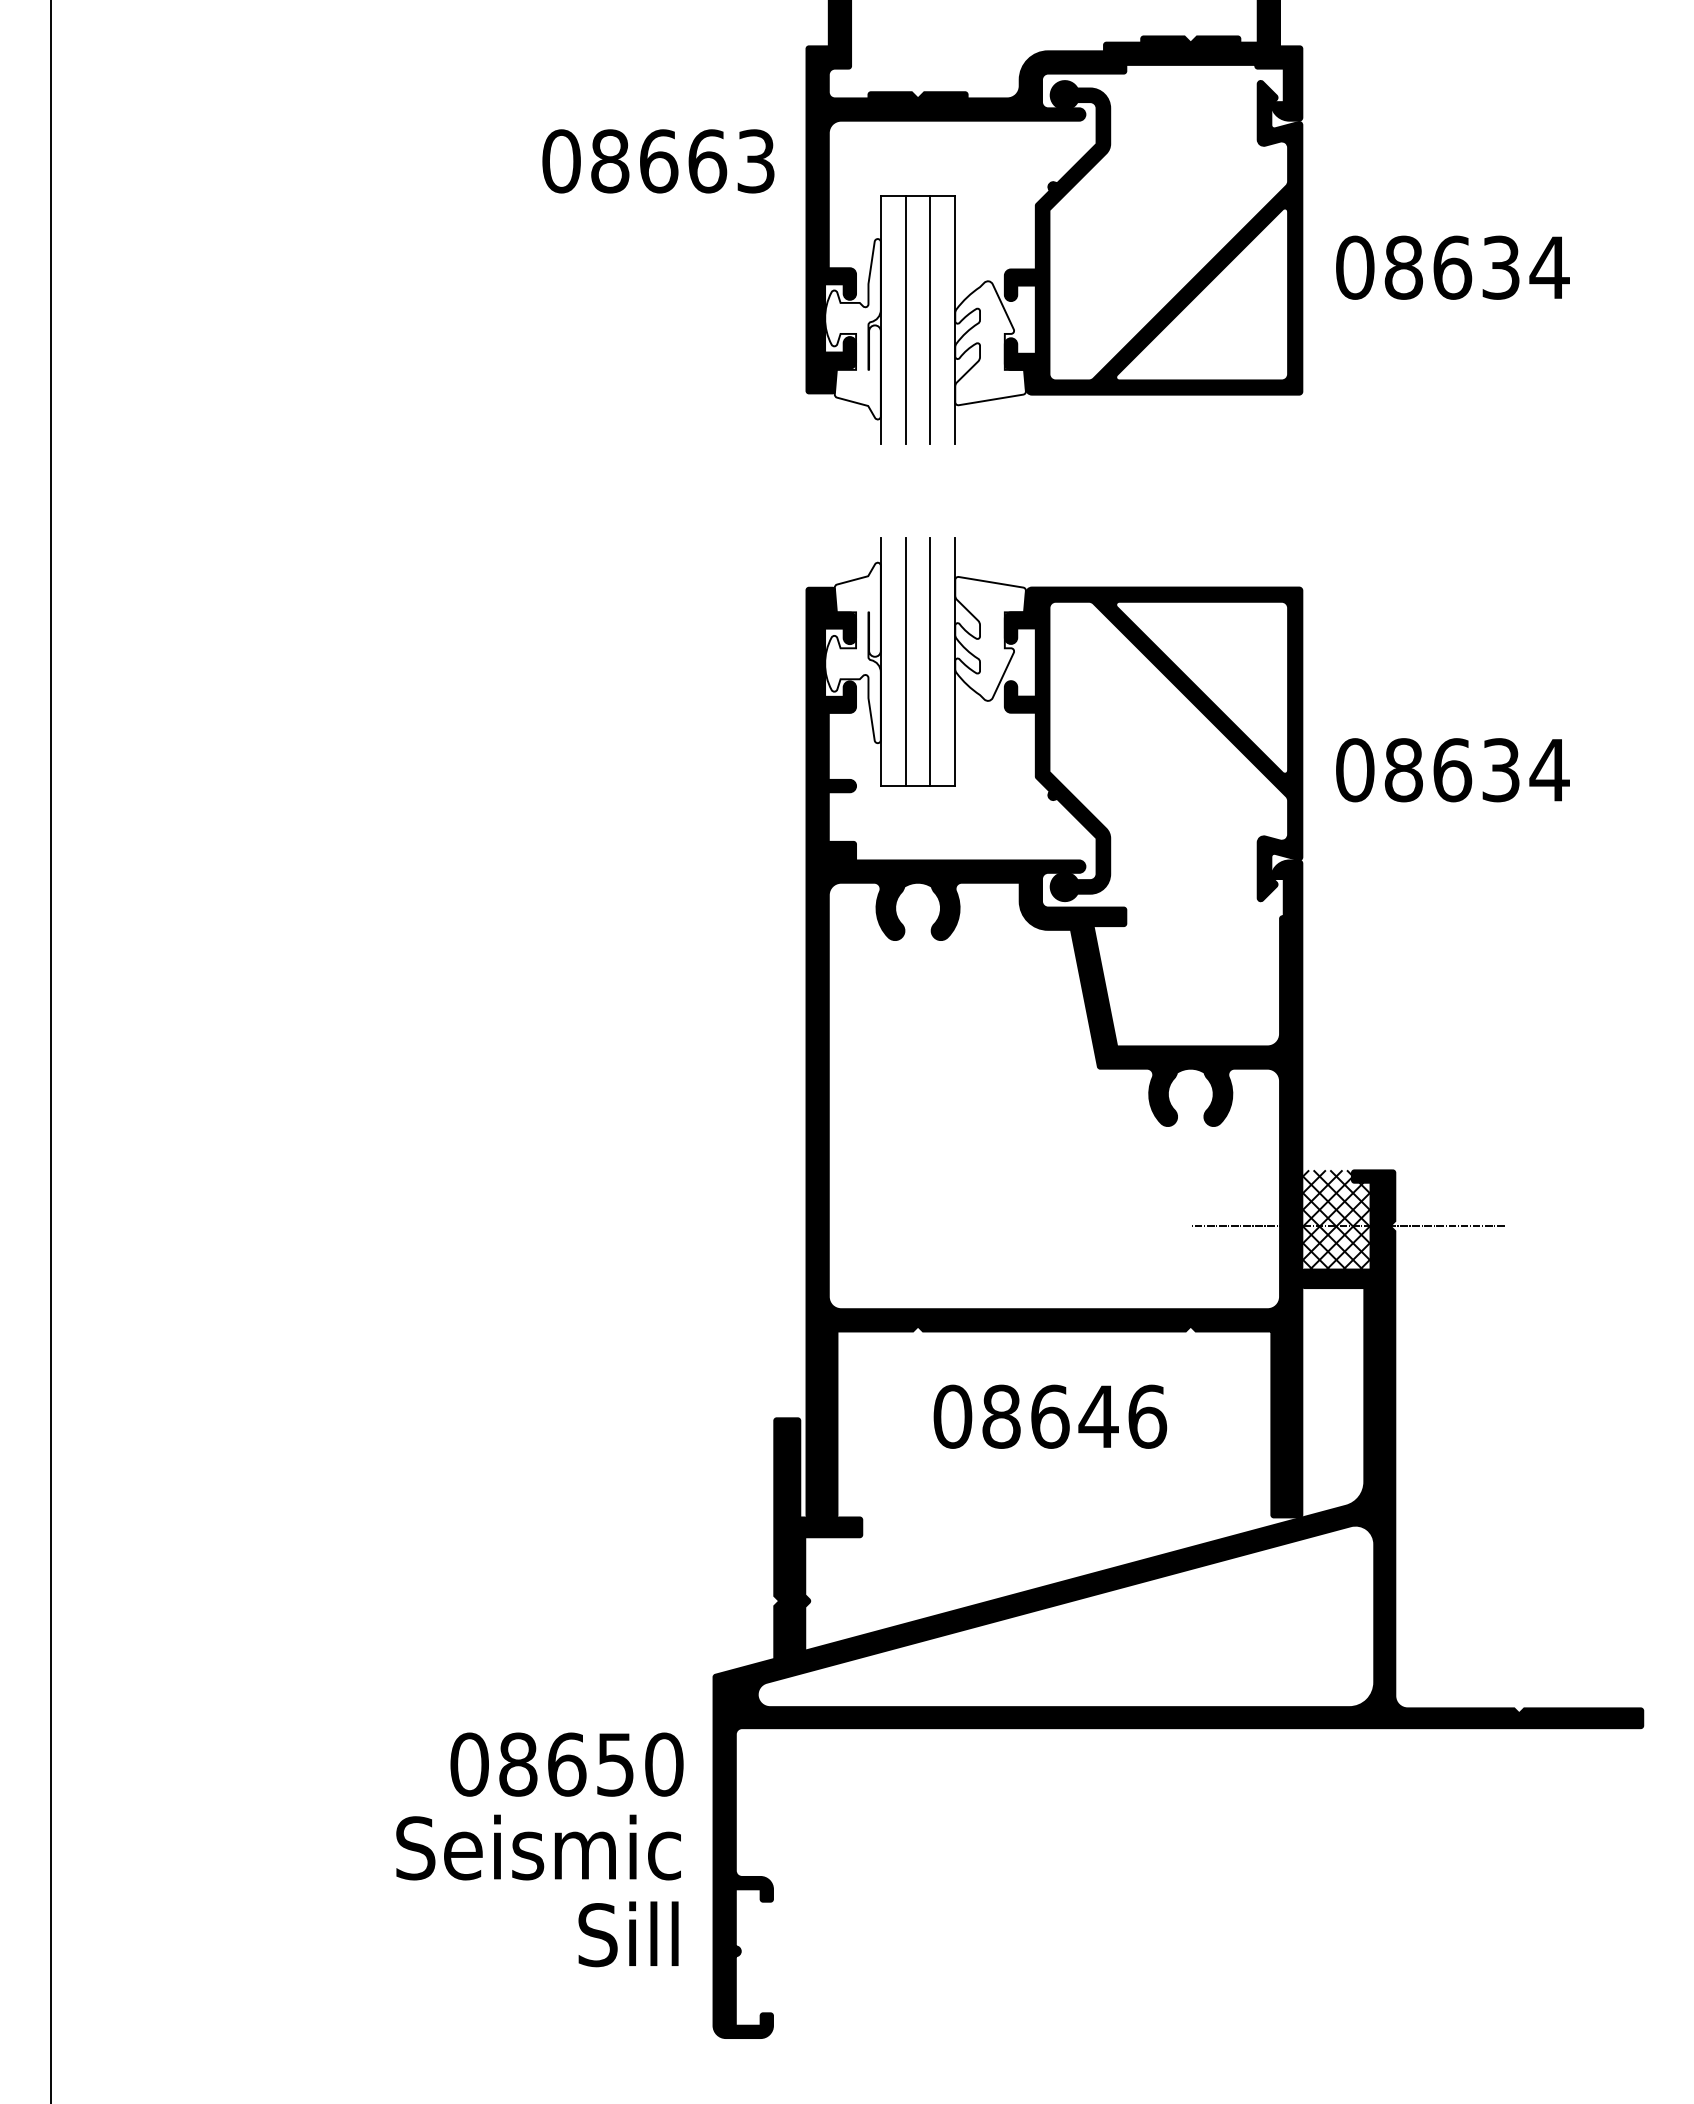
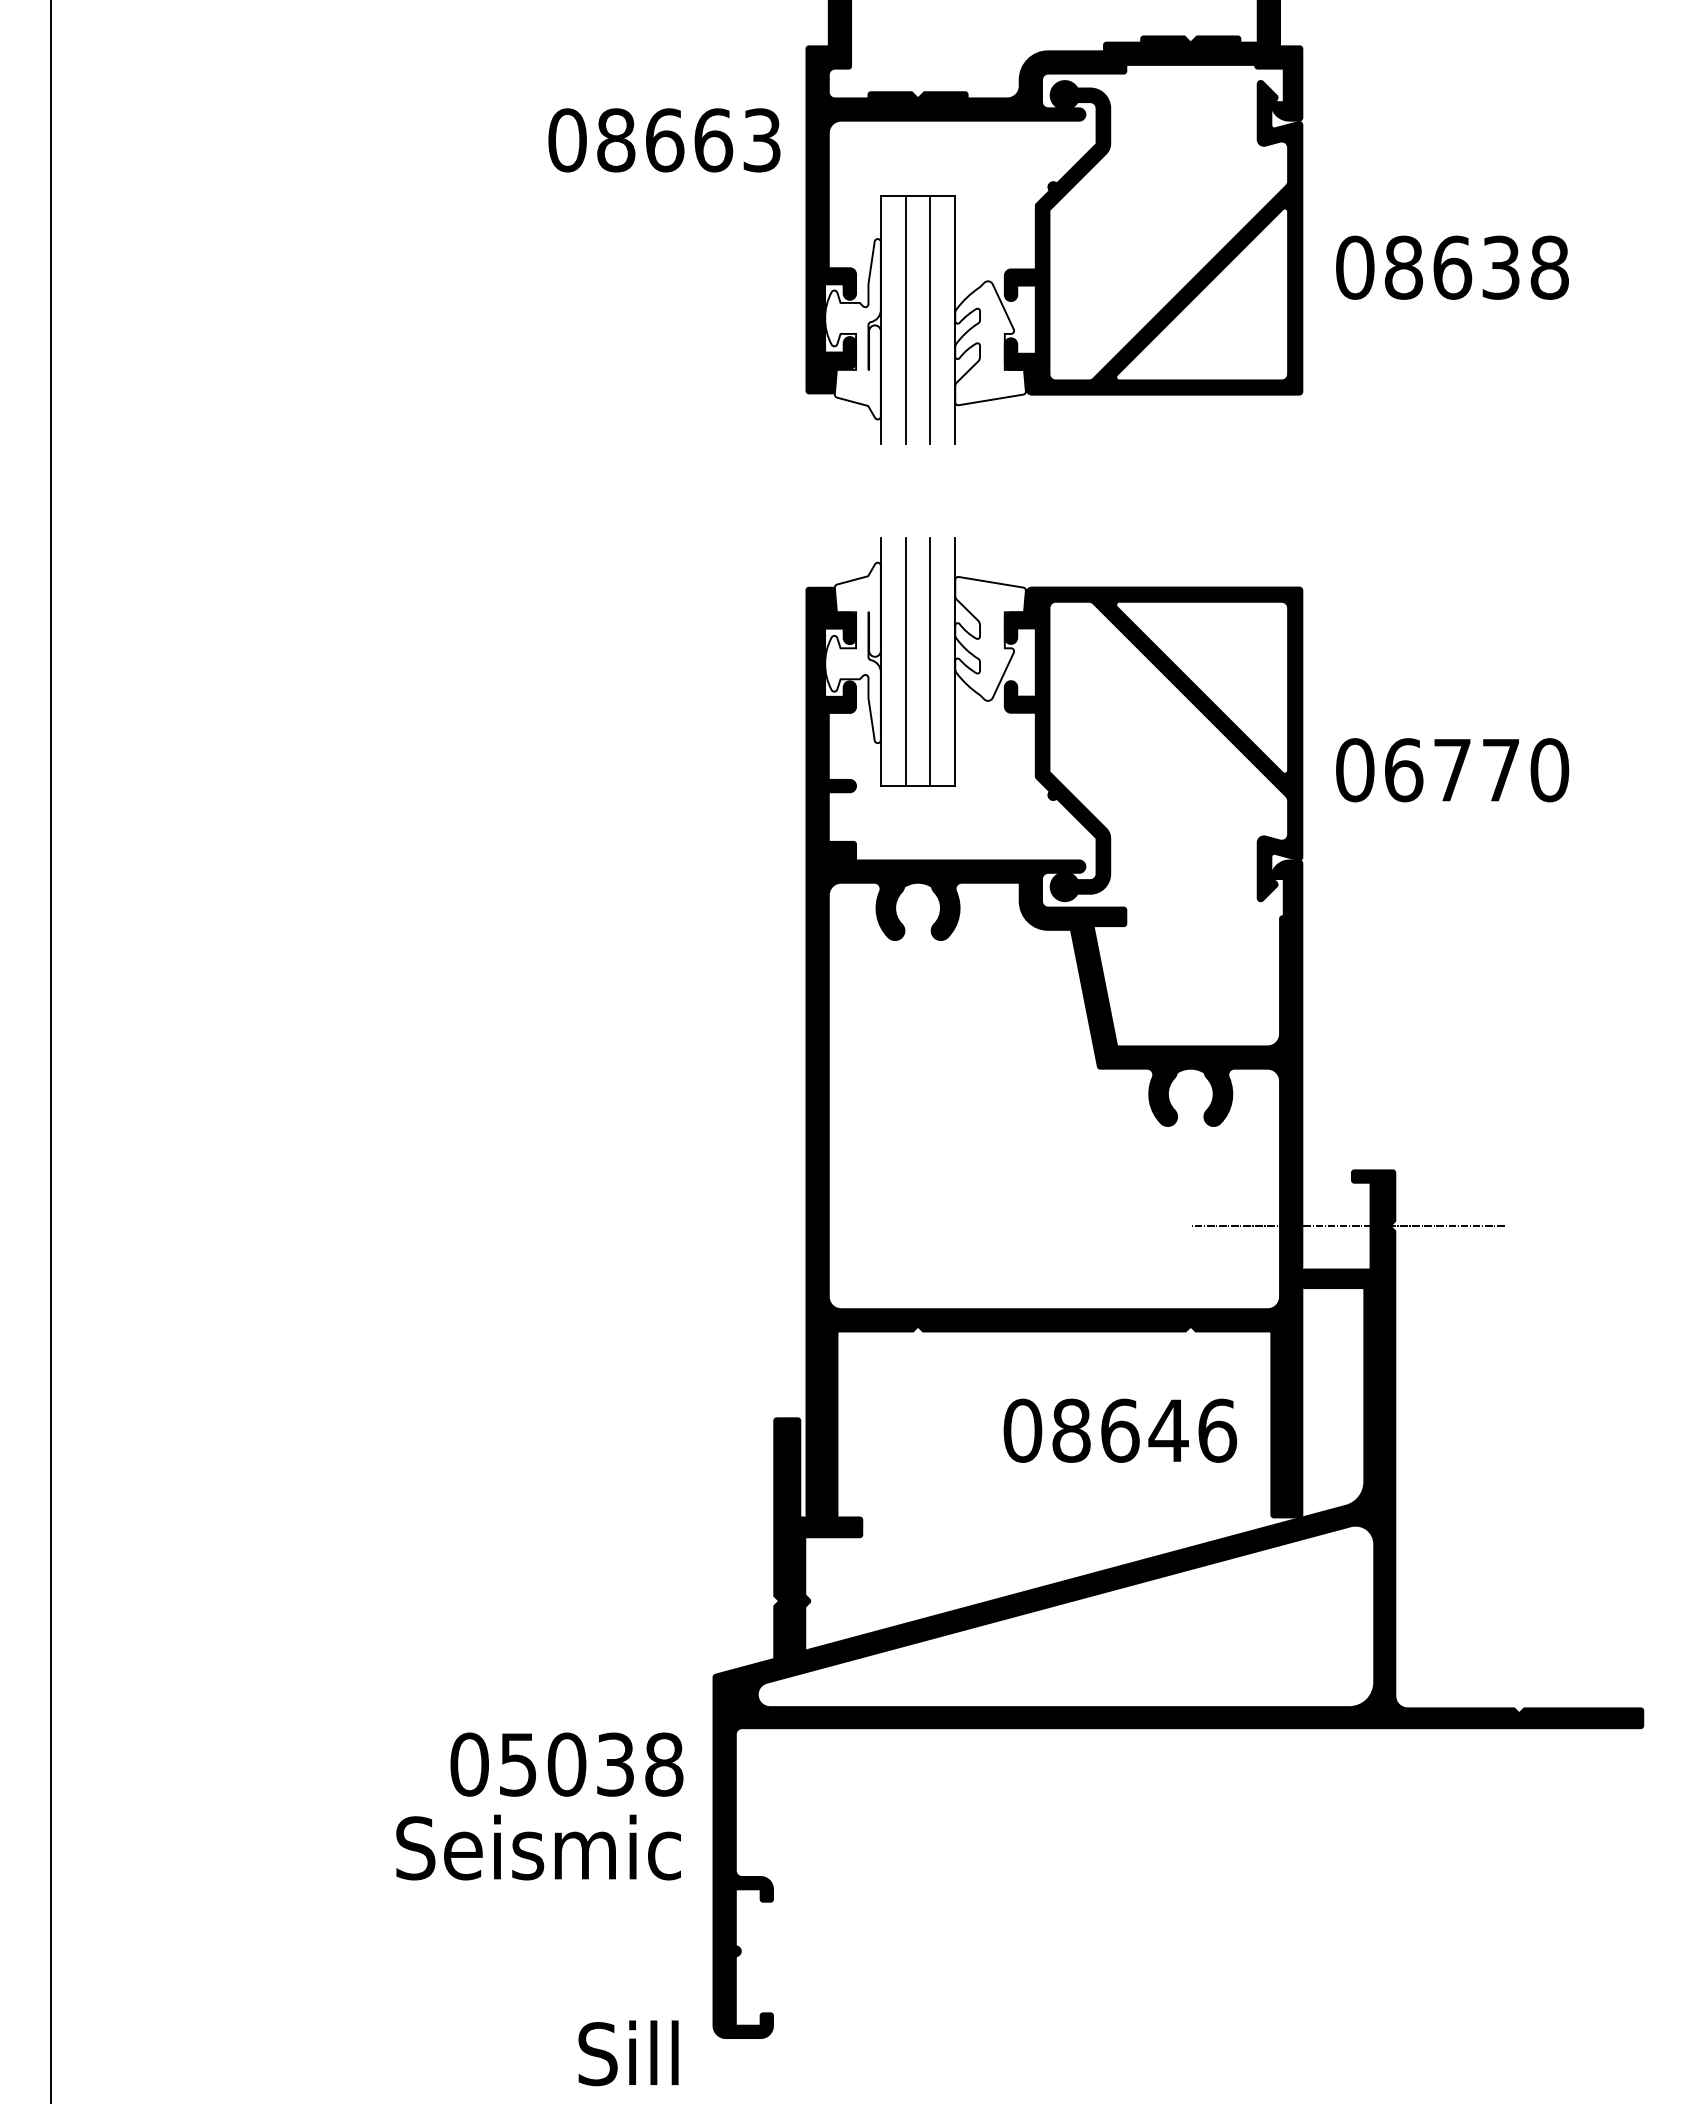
text position: (658, 161) -> (664, 140) (664, 140)
text: 08634 -> 08638 (1549, 267)
text: 08634 -> 06770 (1476, 770)
hatch: present -> none (1336, 1219)
text position: (1050, 1416) -> (1120, 1430) (1120, 1430)
text: 08650 -> 05038 (591, 1764)
text position: (628, 1934) -> (628, 2053) (628, 2053)
